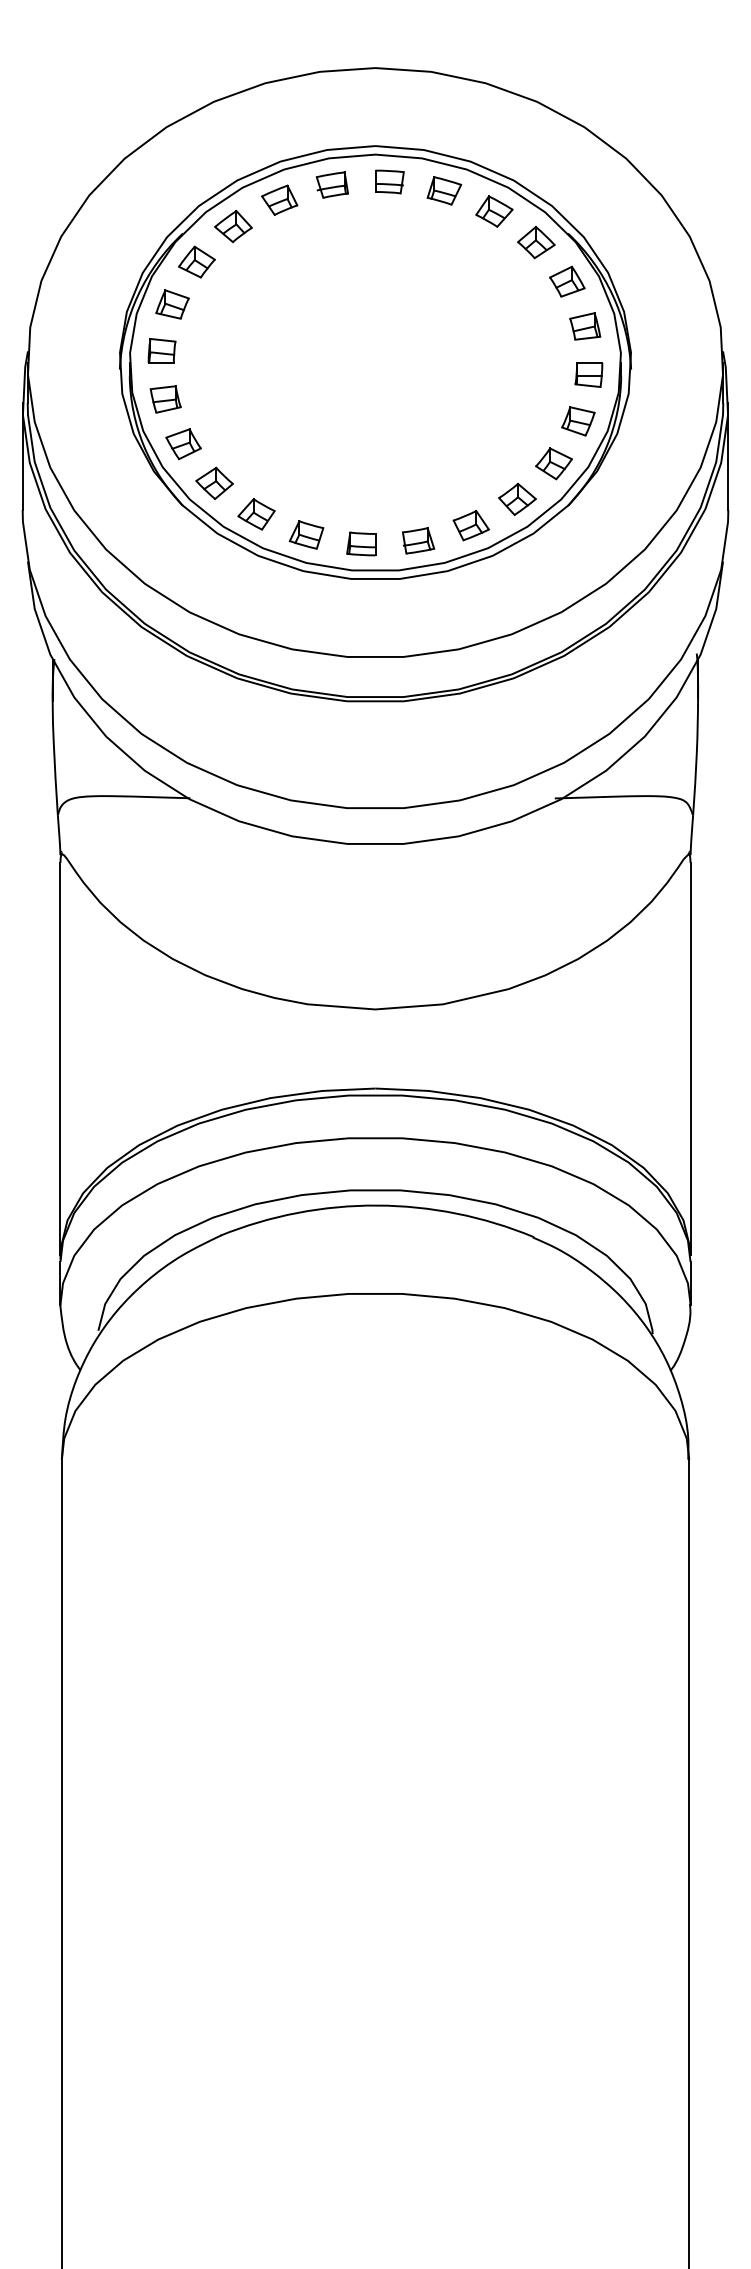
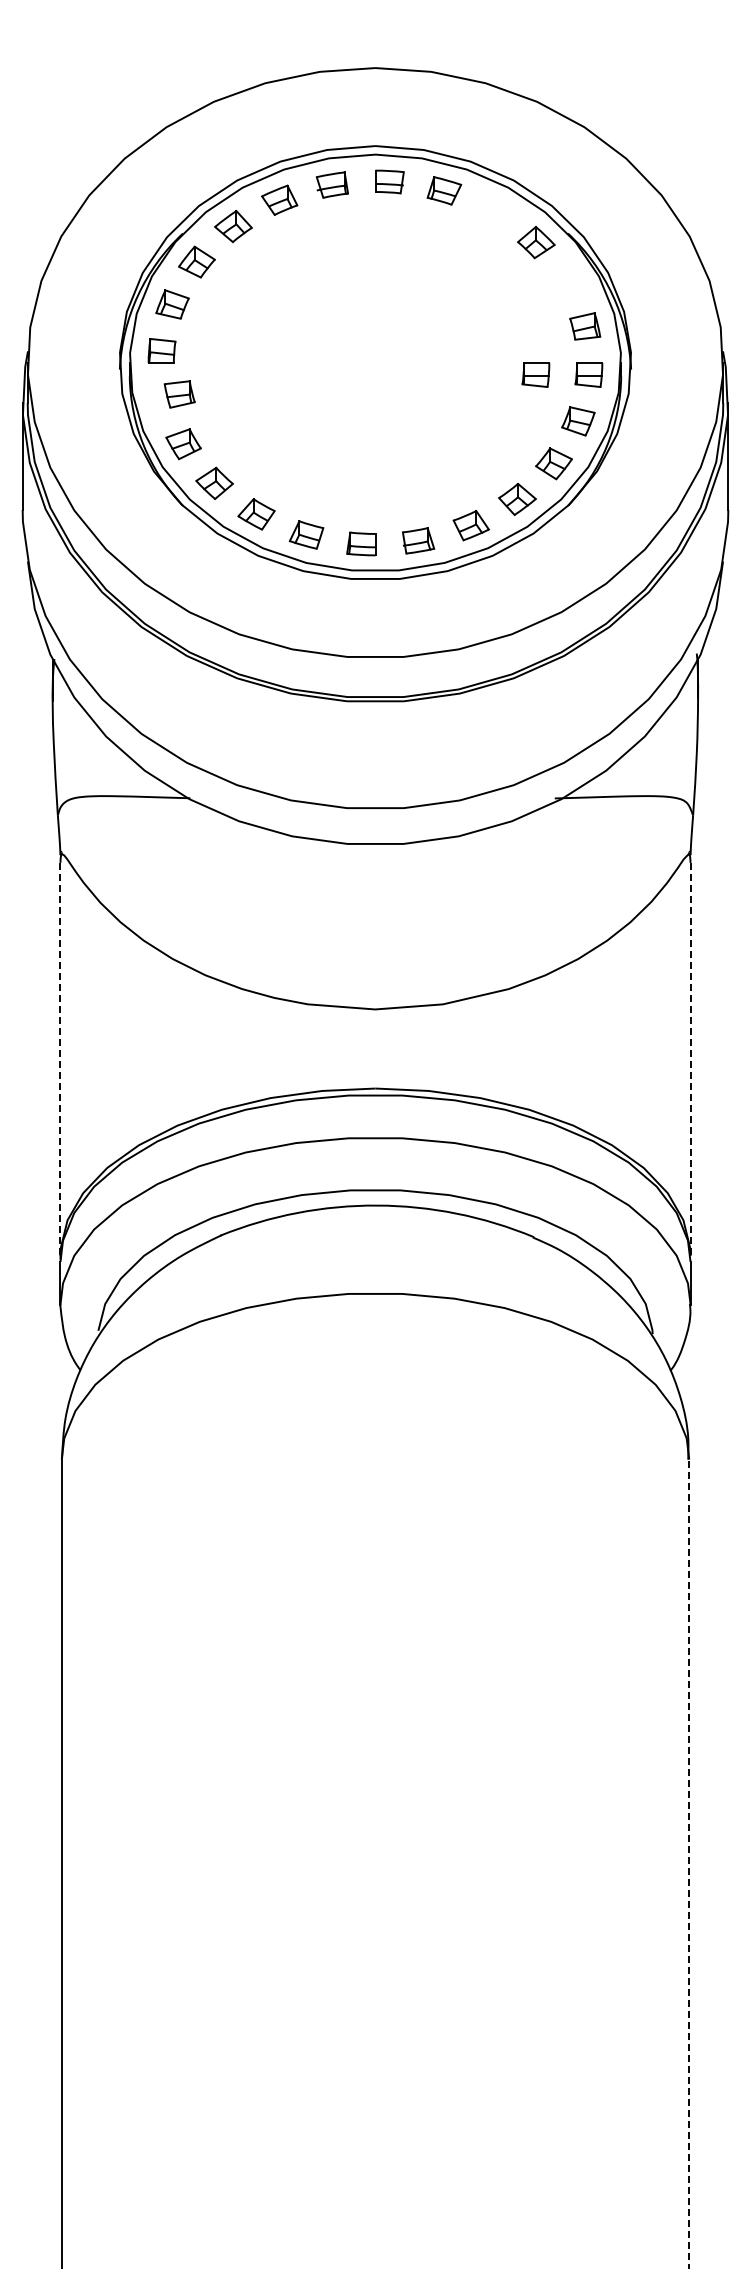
part: present -> none (494, 211)
part: present -> none (567, 281)
part: none -> present (535, 374)
part position: (165, 399) -> (179, 394) (179, 394)
line: solid -> dashed (690, 1058)
line: solid -> dashed (60, 1059)
line: solid -> dashed (689, 1863)
